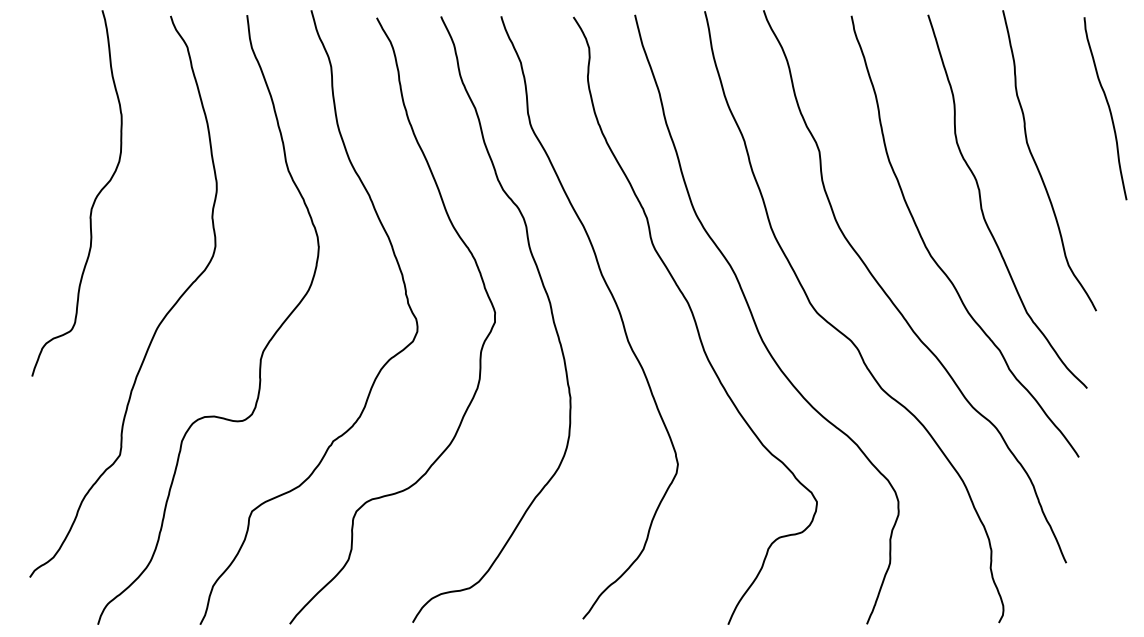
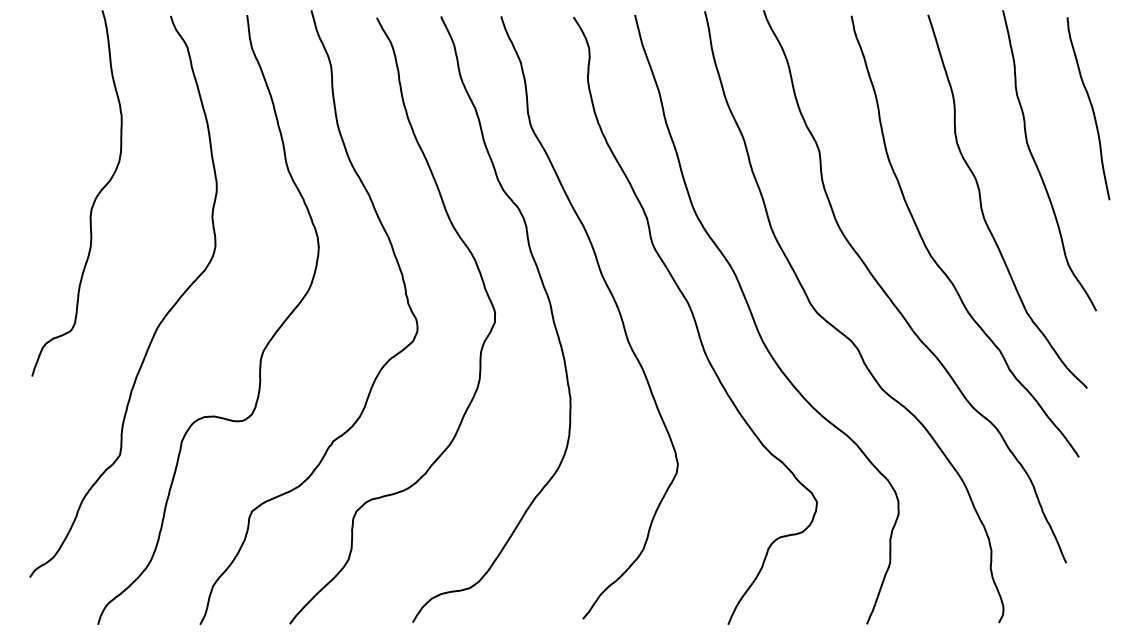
curve position: (1108, 108) -> (1091, 108) (1091, 108)
